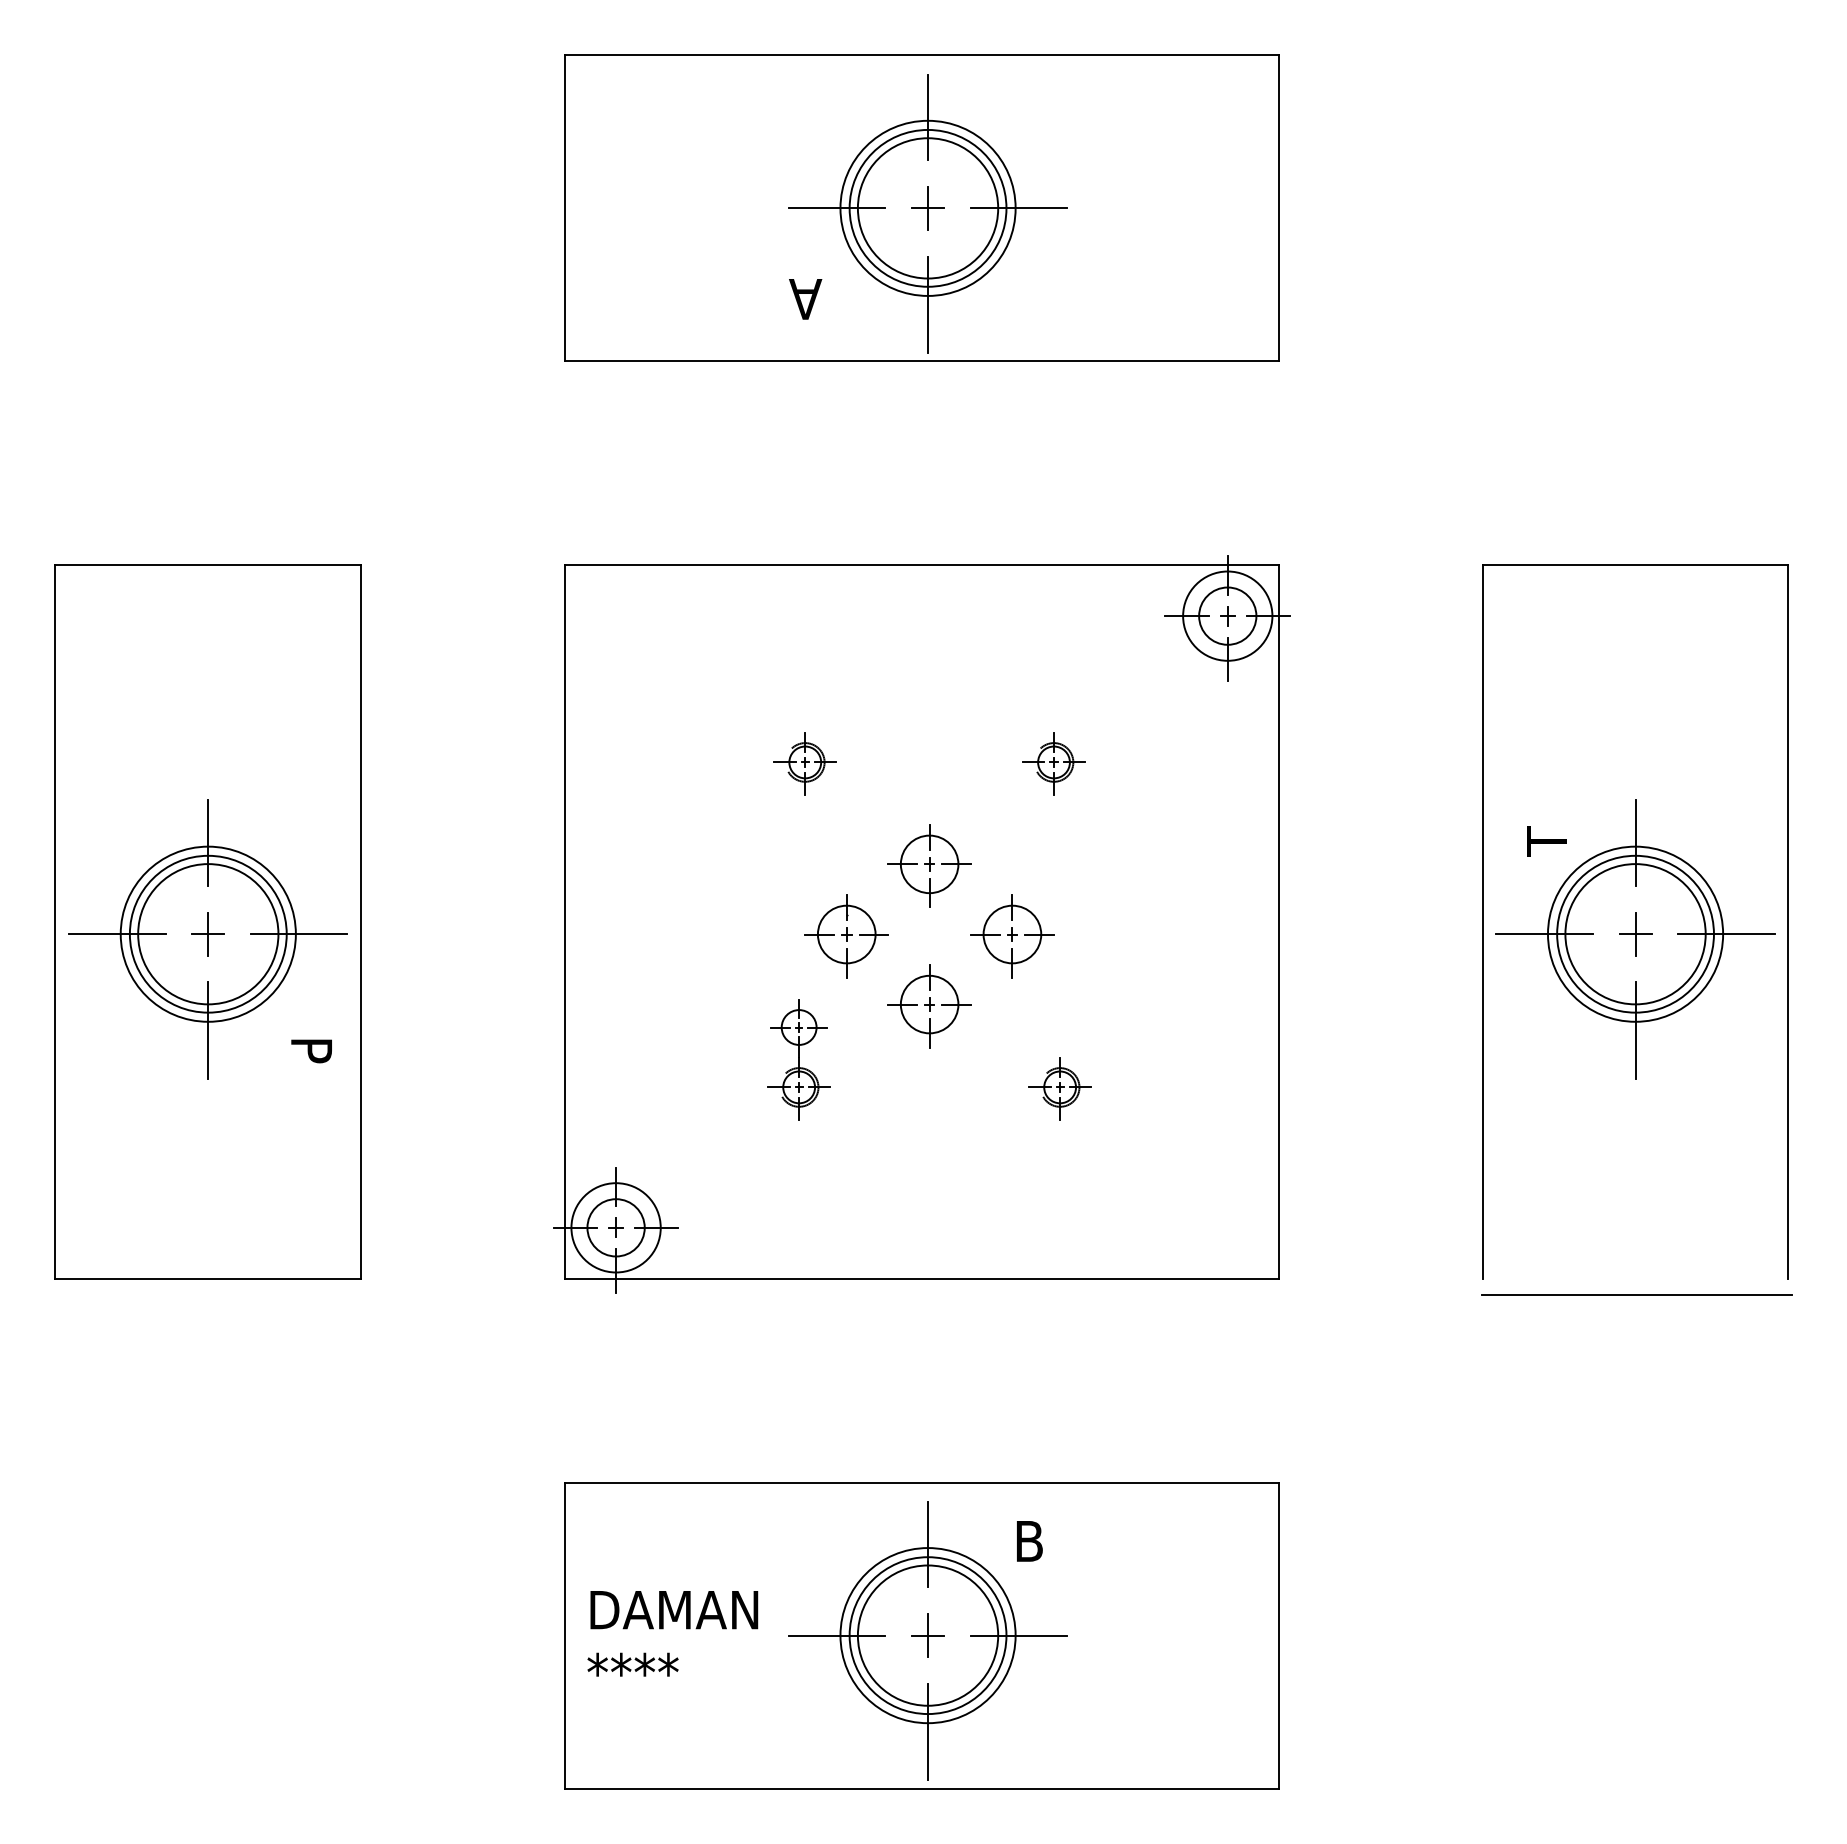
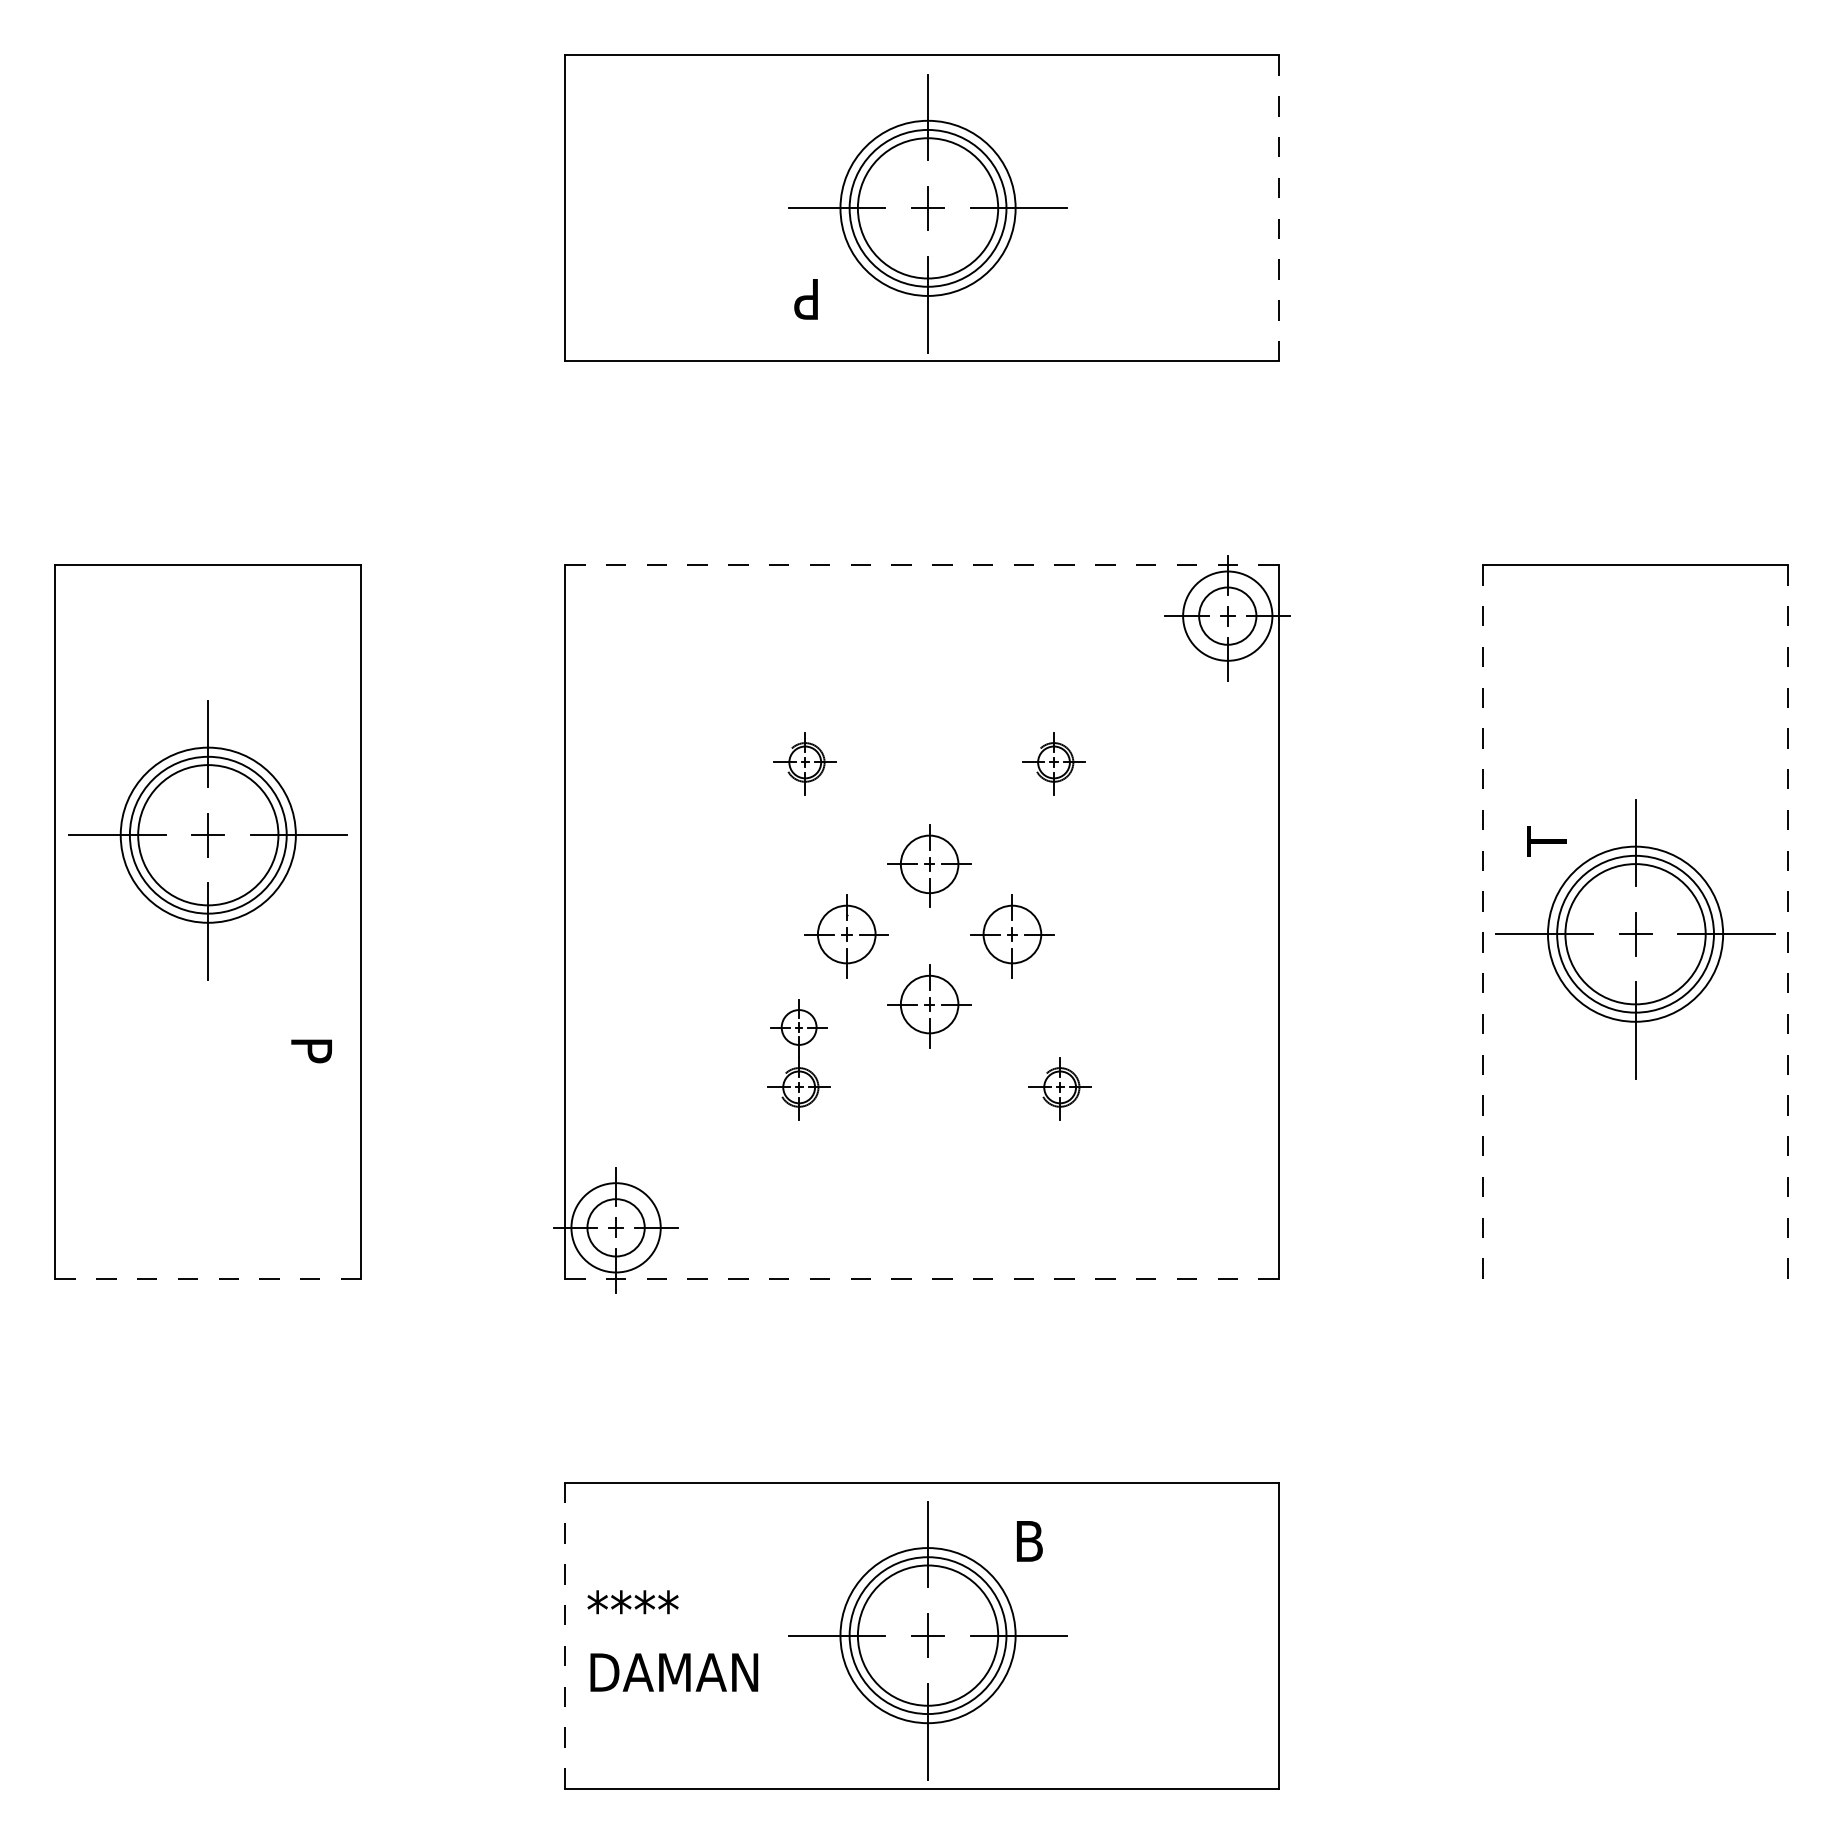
line: solid -> dashed (1278, 208)
text: A -> P (805, 299)
line: solid -> dashed (921, 565)
line: solid -> dashed (1482, 922)
line: solid -> dashed (1788, 922)
part position: (207, 939) -> (207, 840) (207, 840)
line: solid -> dashed (208, 1278)
line: solid -> dashed (921, 1278)
line: present -> none (1636, 1295)
text: DAMAN -> **** (672, 1609)
line: solid -> dashed (565, 1635)
text: **** -> DAMAN (672, 1671)
